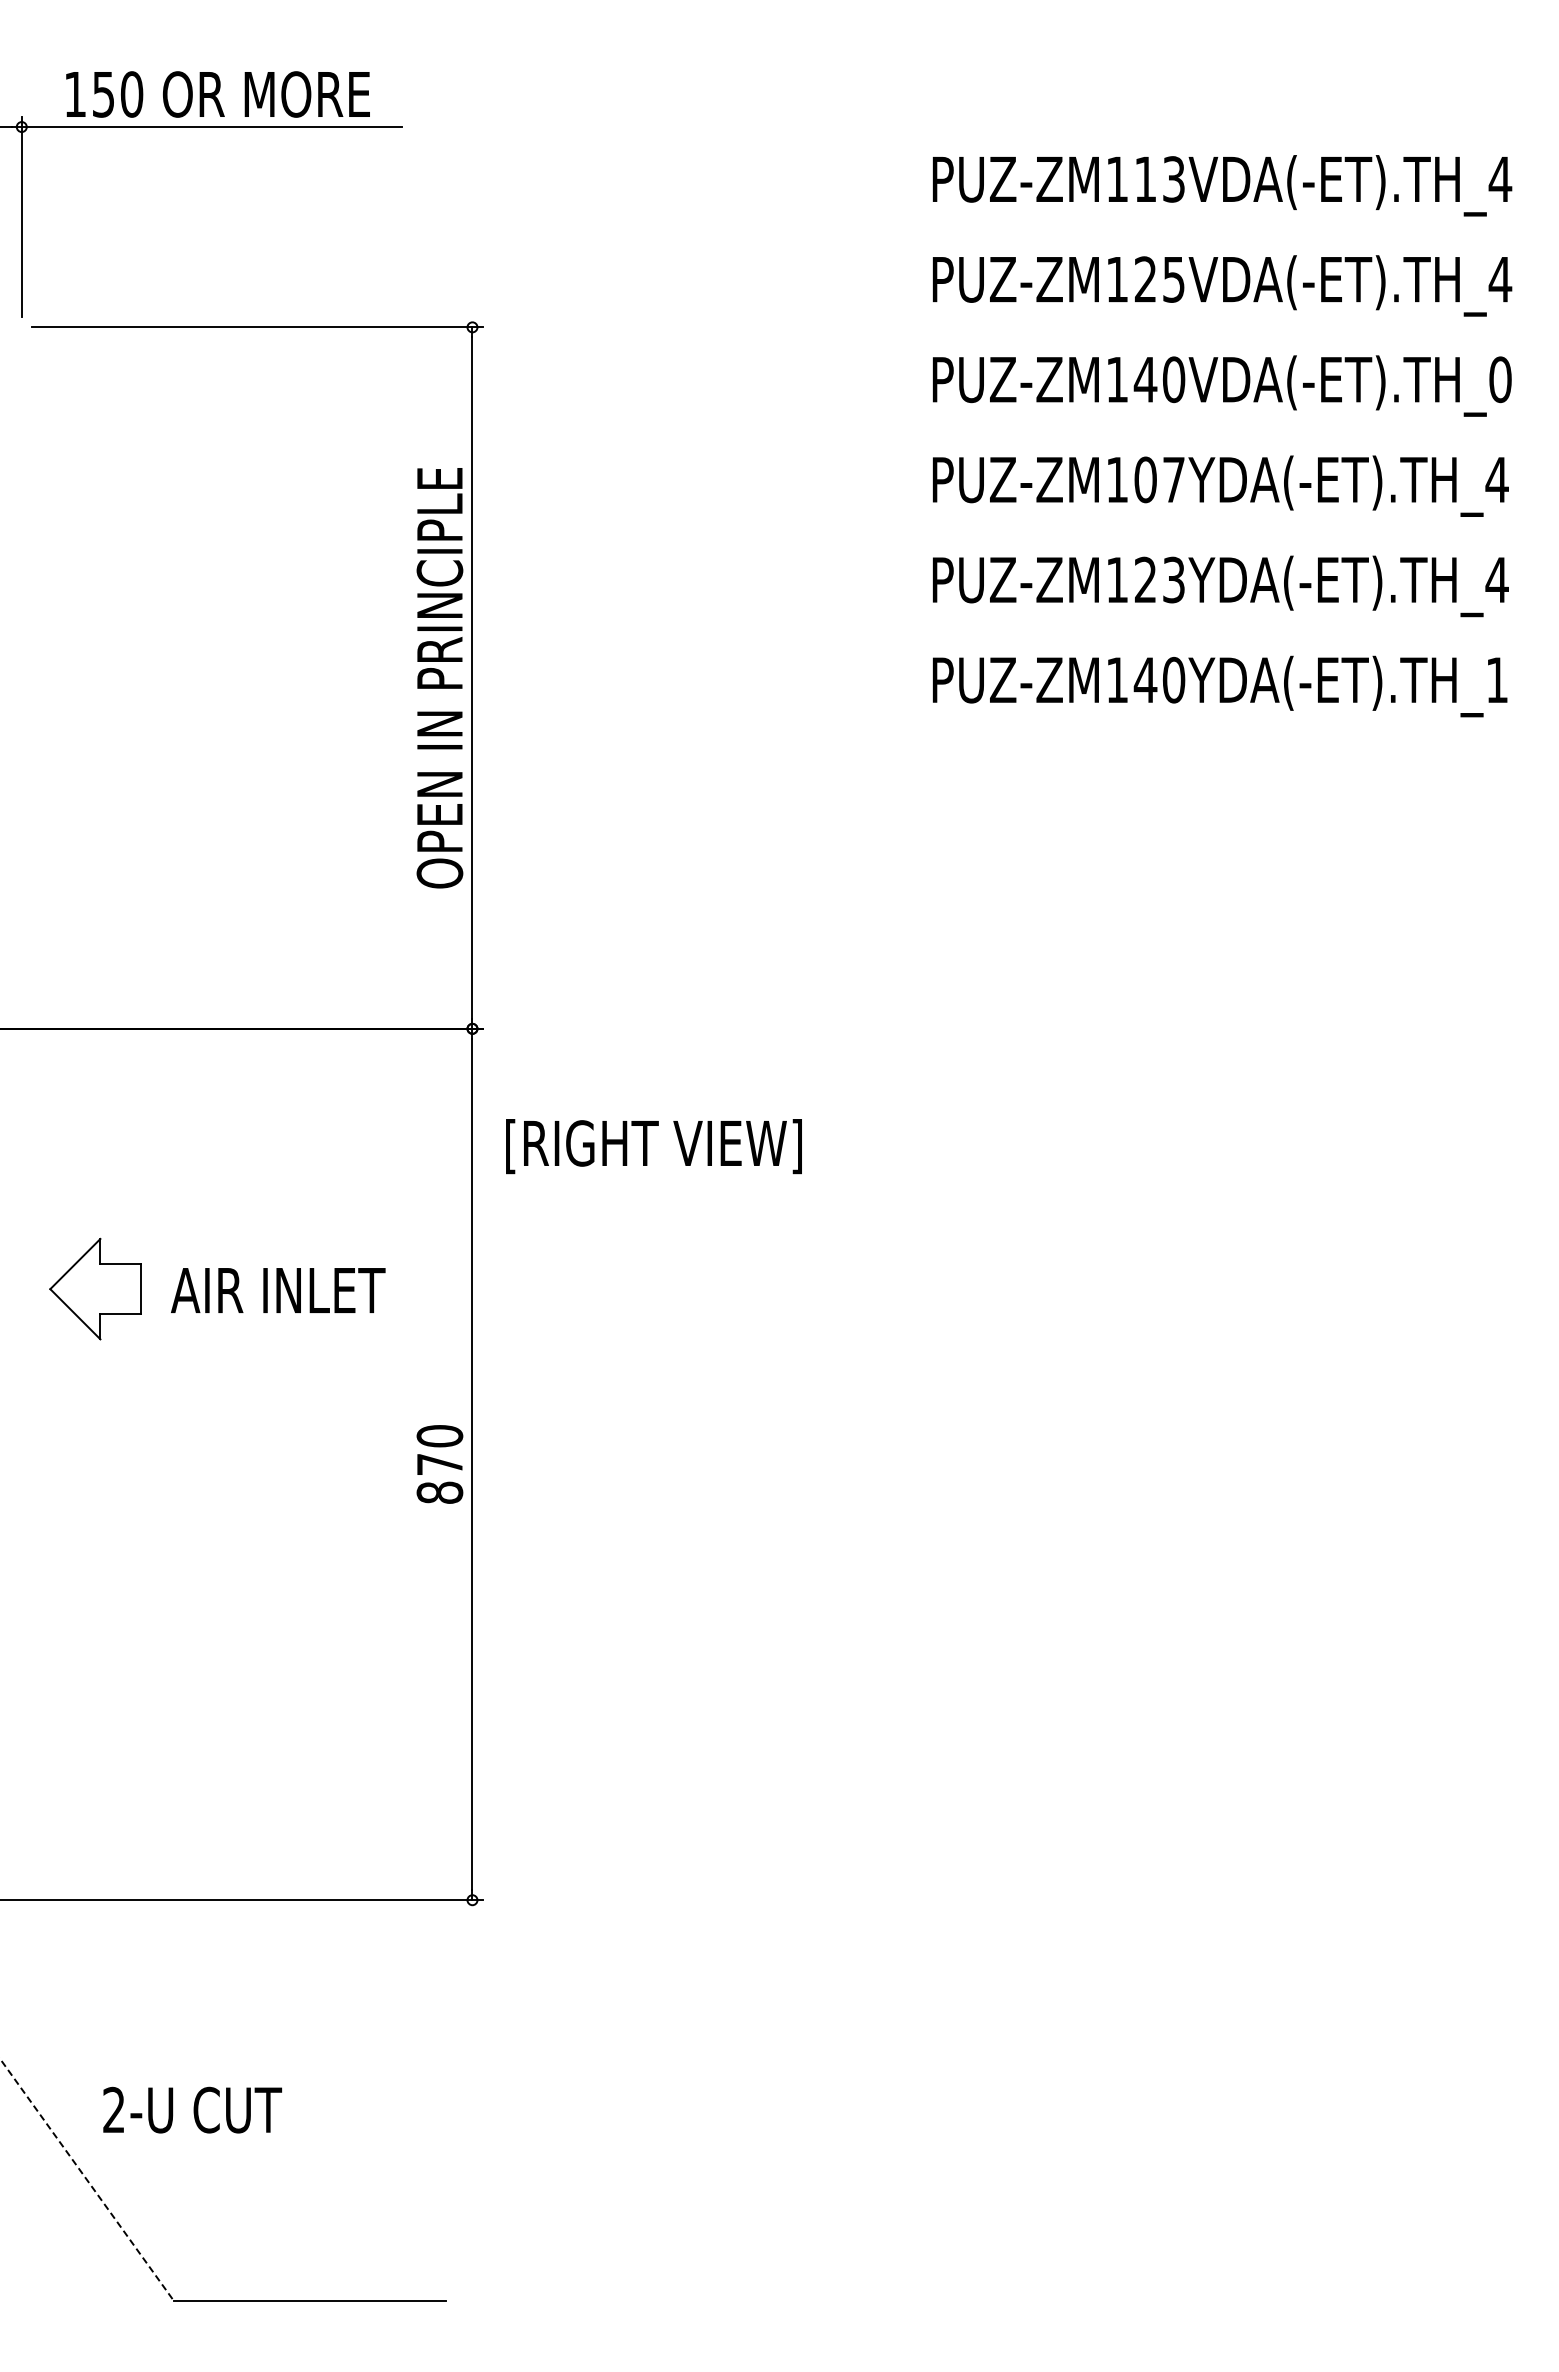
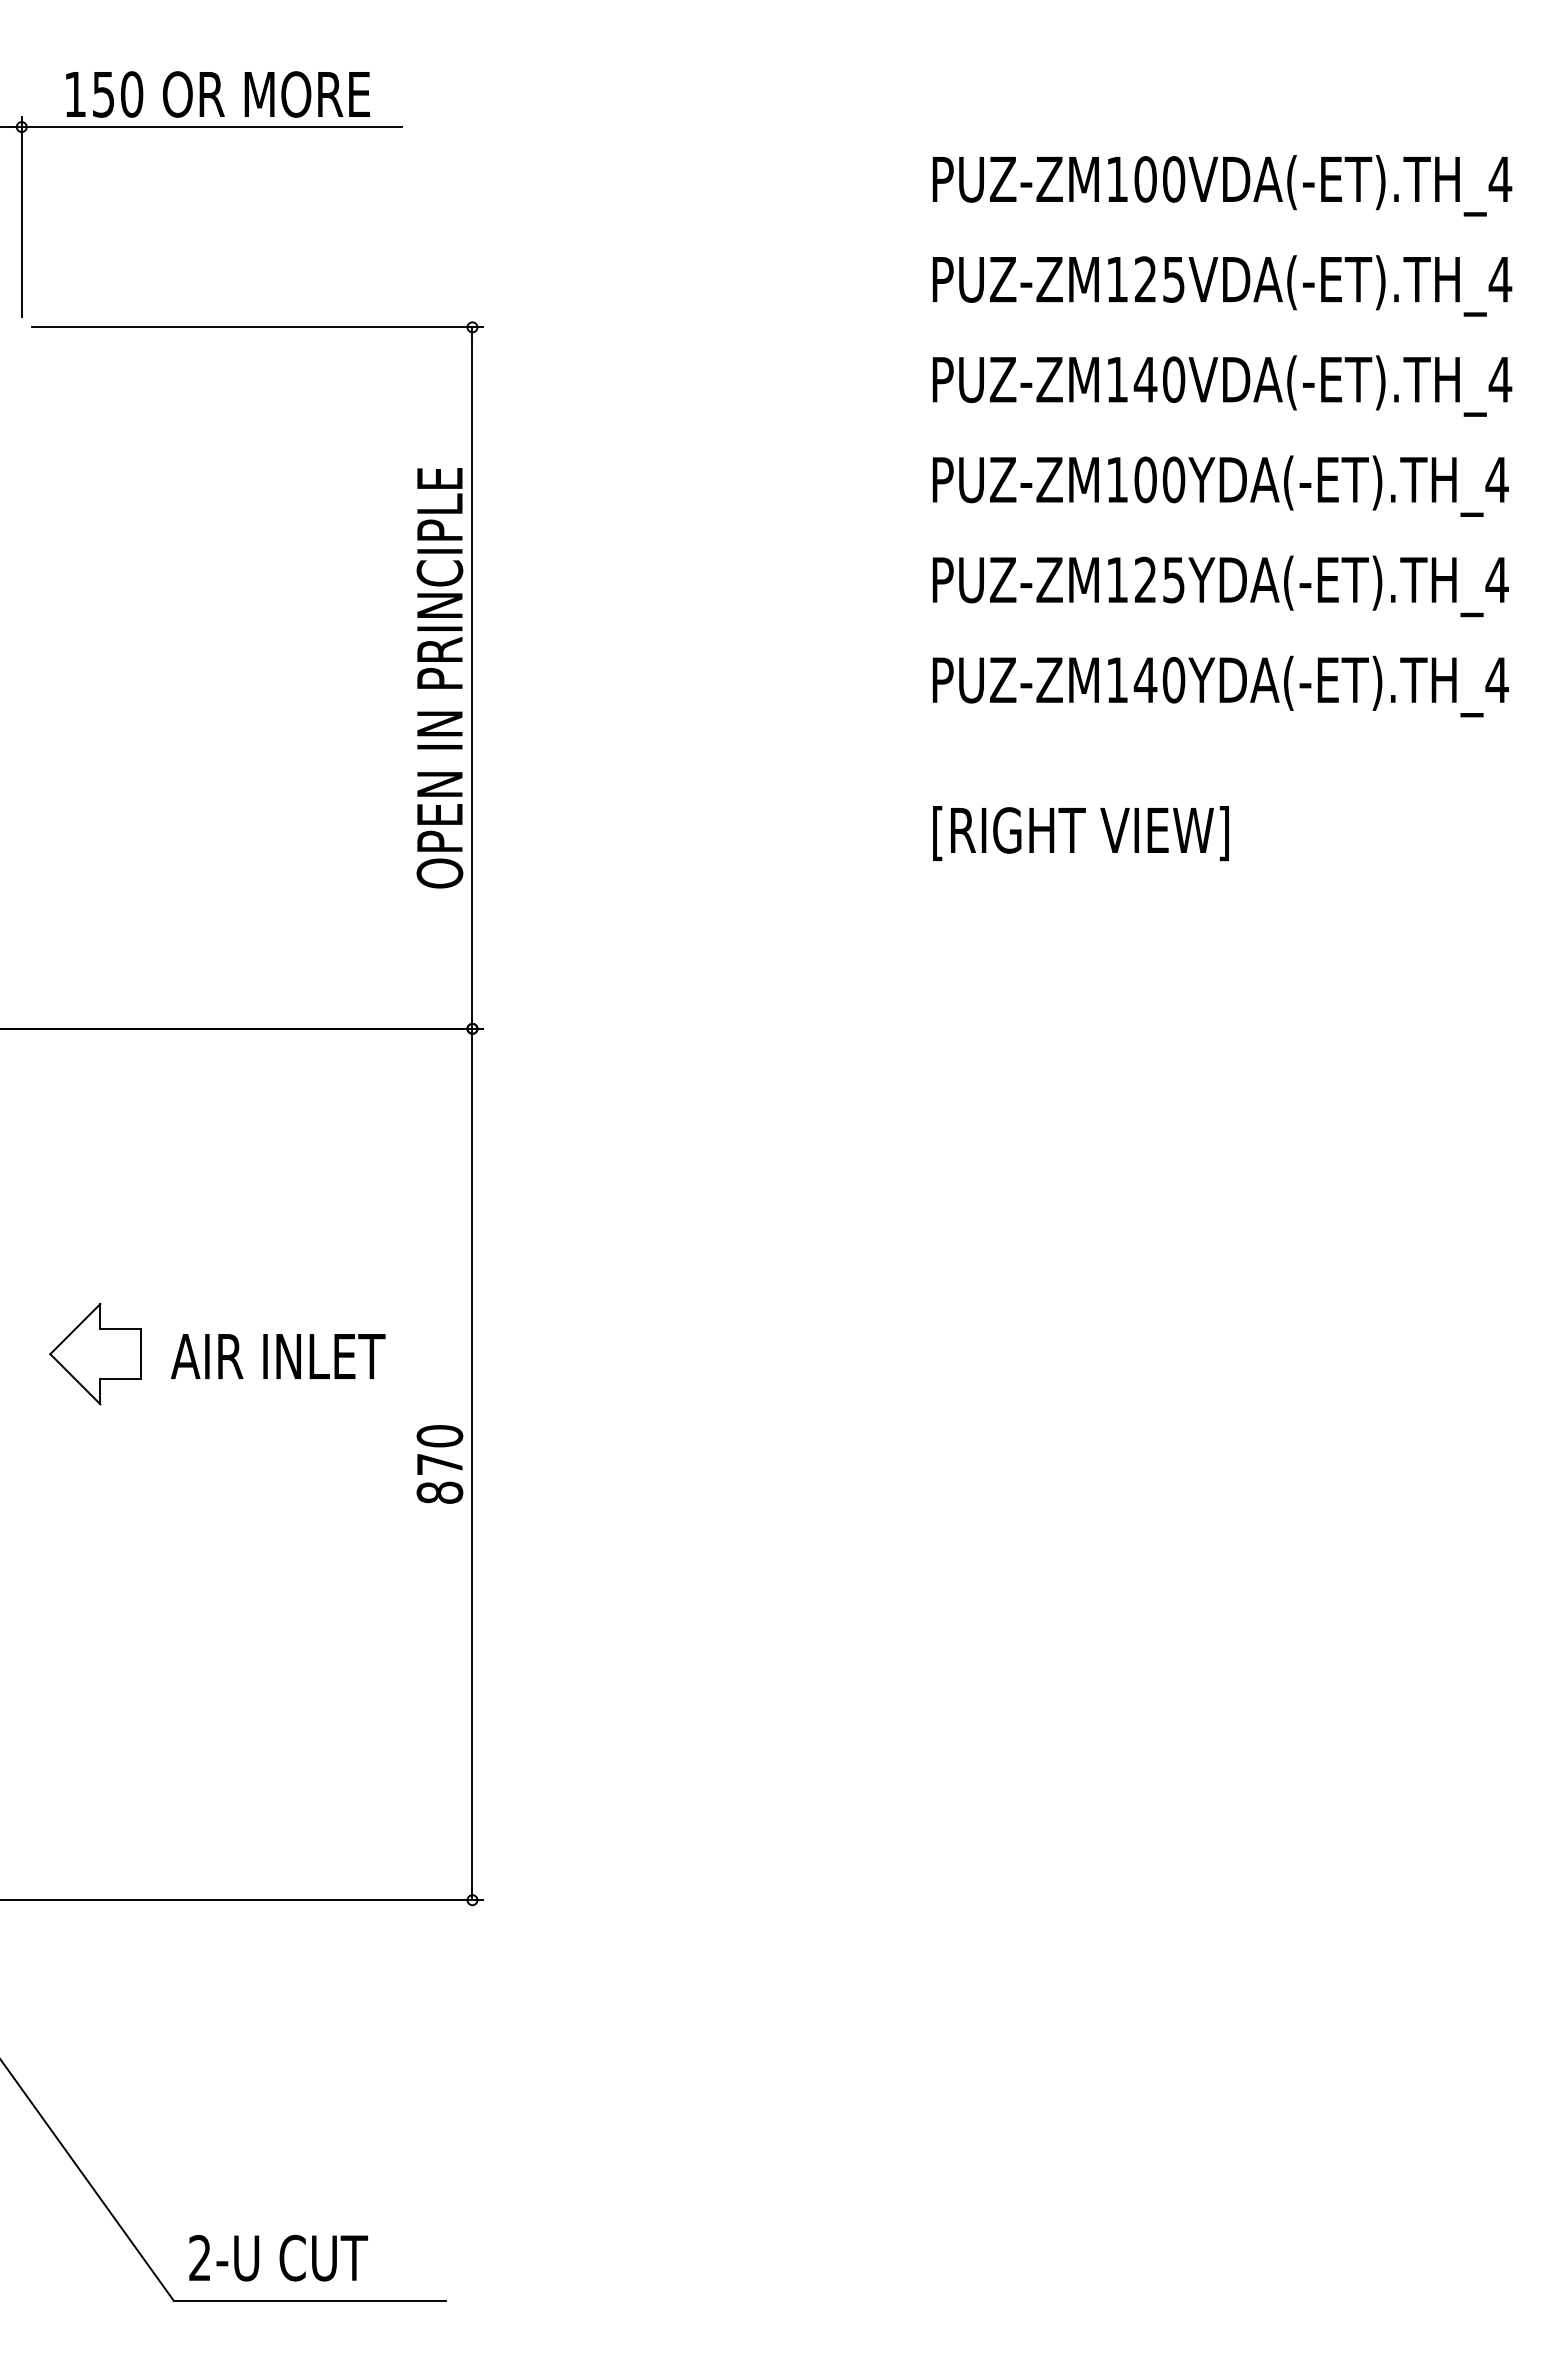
text: PUZ-ZM113VDA(-ET).TH_4 -> PUZ-ZM100VDA(-ET).TH_4 (1159, 179)
text: PUZ-ZM140VDA(-ET).TH_0 -> PUZ-ZM140VDA(-ET).TH_4 (1500, 379)
text: PUZ-ZM107YDA(-ET).TH_4 -> PUZ-ZM100YDA(-ET).TH_4 (1173, 479)
text: PUZ-ZM123YDA(-ET).TH_4 -> PUZ-ZM125YDA(-ET).TH_4 (1173, 579)
text: PUZ-ZM140YDA(-ET).TH_1 -> PUZ-ZM140YDA(-ET).TH_4 (1496, 679)
text position: (653, 1146) -> (1080, 833) (1080, 833)
part position: (95, 1288) -> (95, 1353) (95, 1353)
text position: (278, 1290) -> (278, 1356) (278, 1356)
text position: (192, 2109) -> (278, 2257) (278, 2257)
line: dashed -> solid (87, 2180)
